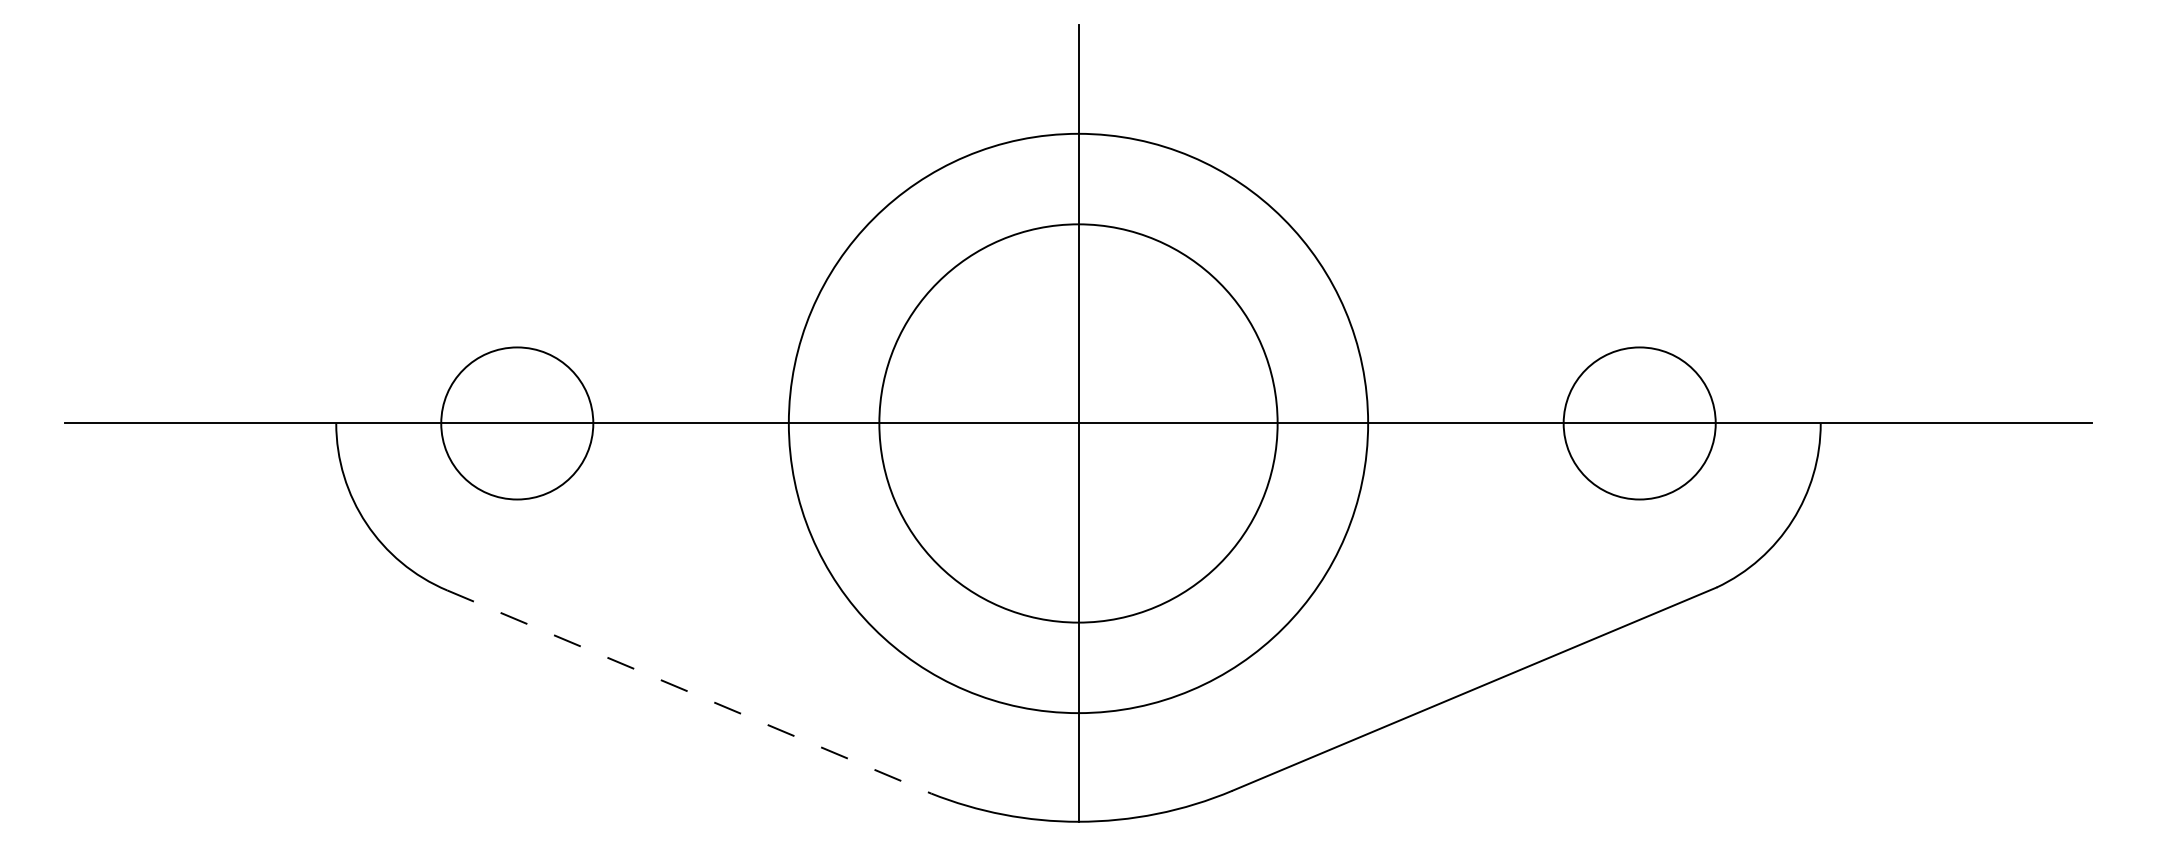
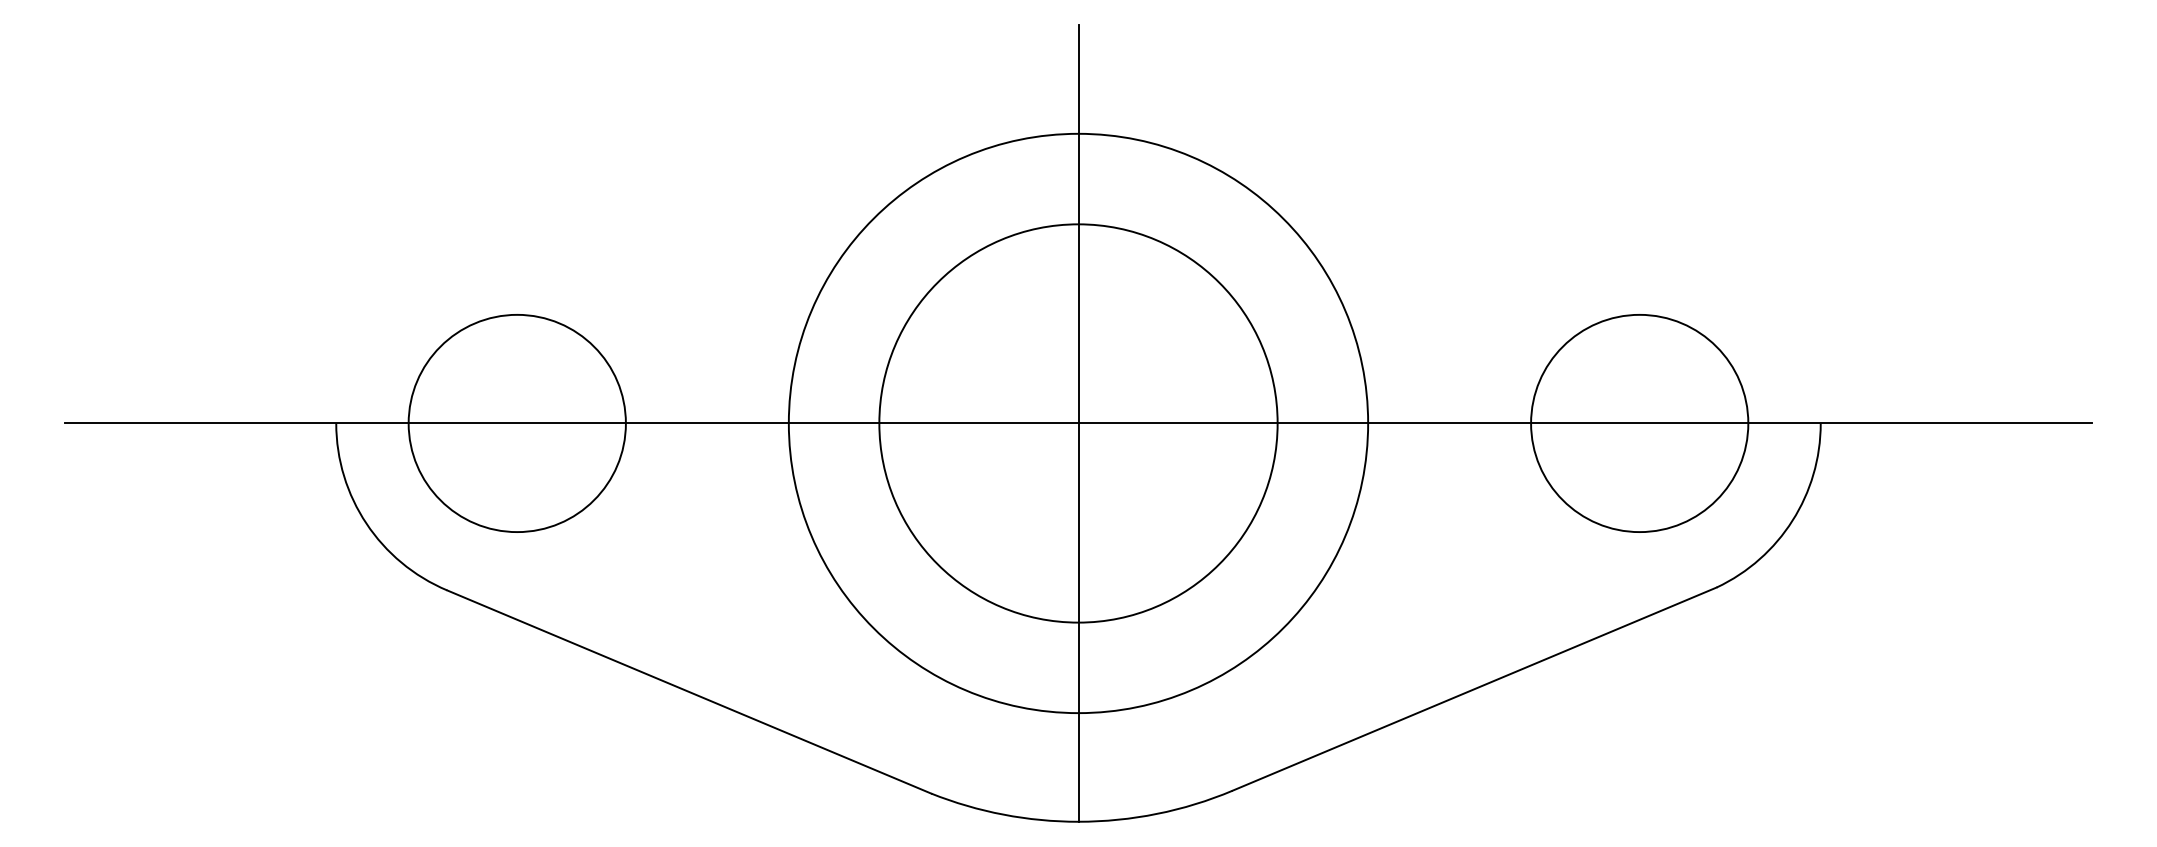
circle diameter: 152 px -> 217 px (516, 423)
circle diameter: 152 px -> 217 px (1639, 423)
line: dashed -> solid (689, 692)
